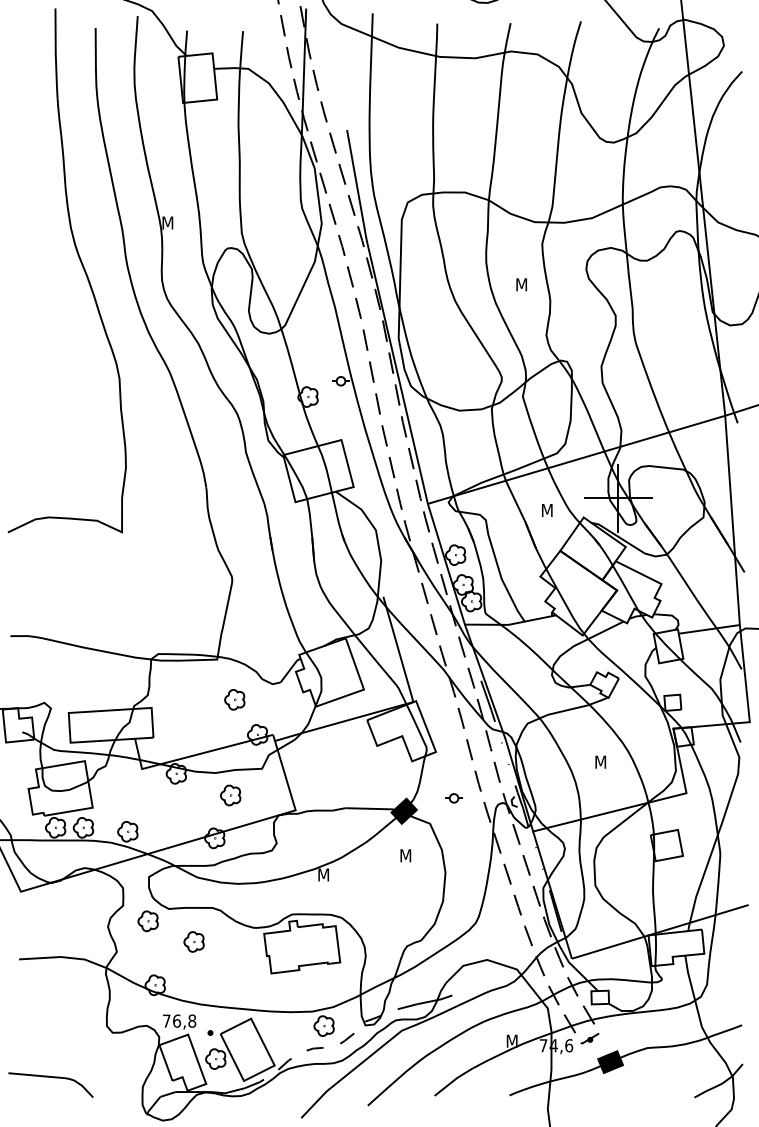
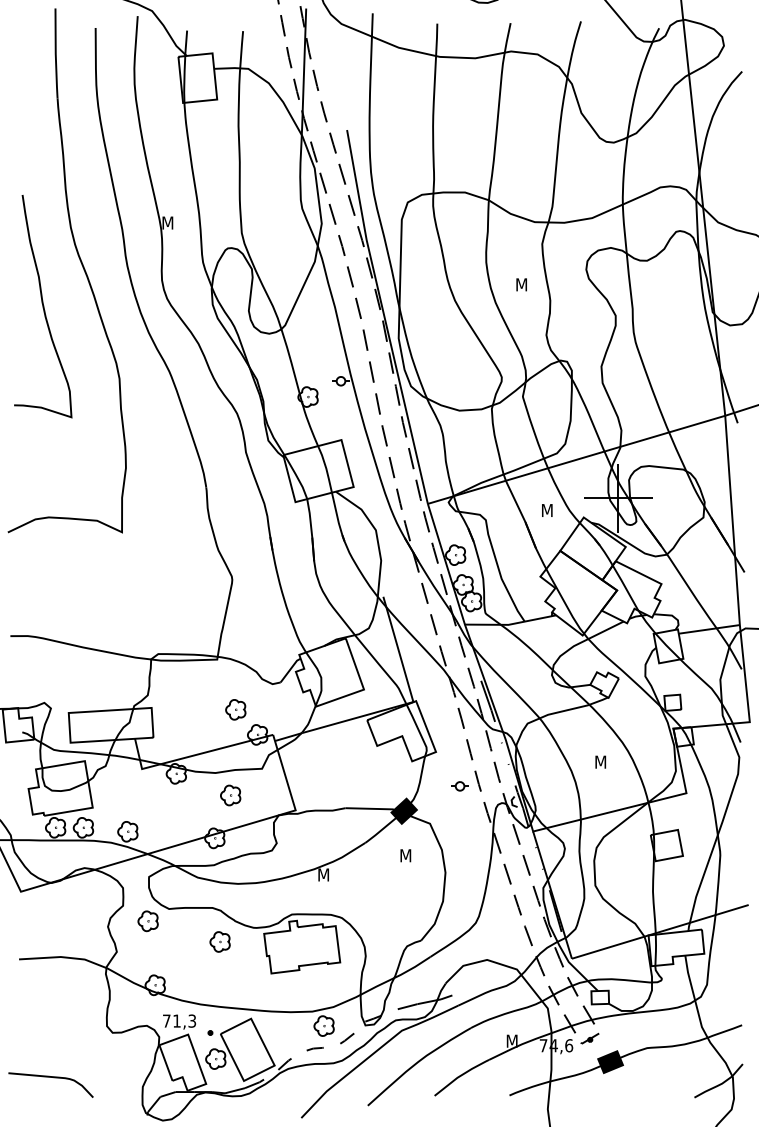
curve: none -> present (43, 306)
part position: (234, 699) -> (235, 709) (235, 709)
part position: (453, 798) -> (459, 786) (459, 786)
part position: (193, 941) -> (219, 941) (219, 941)
text: 76,8 -> 71,3 (184, 1020)
